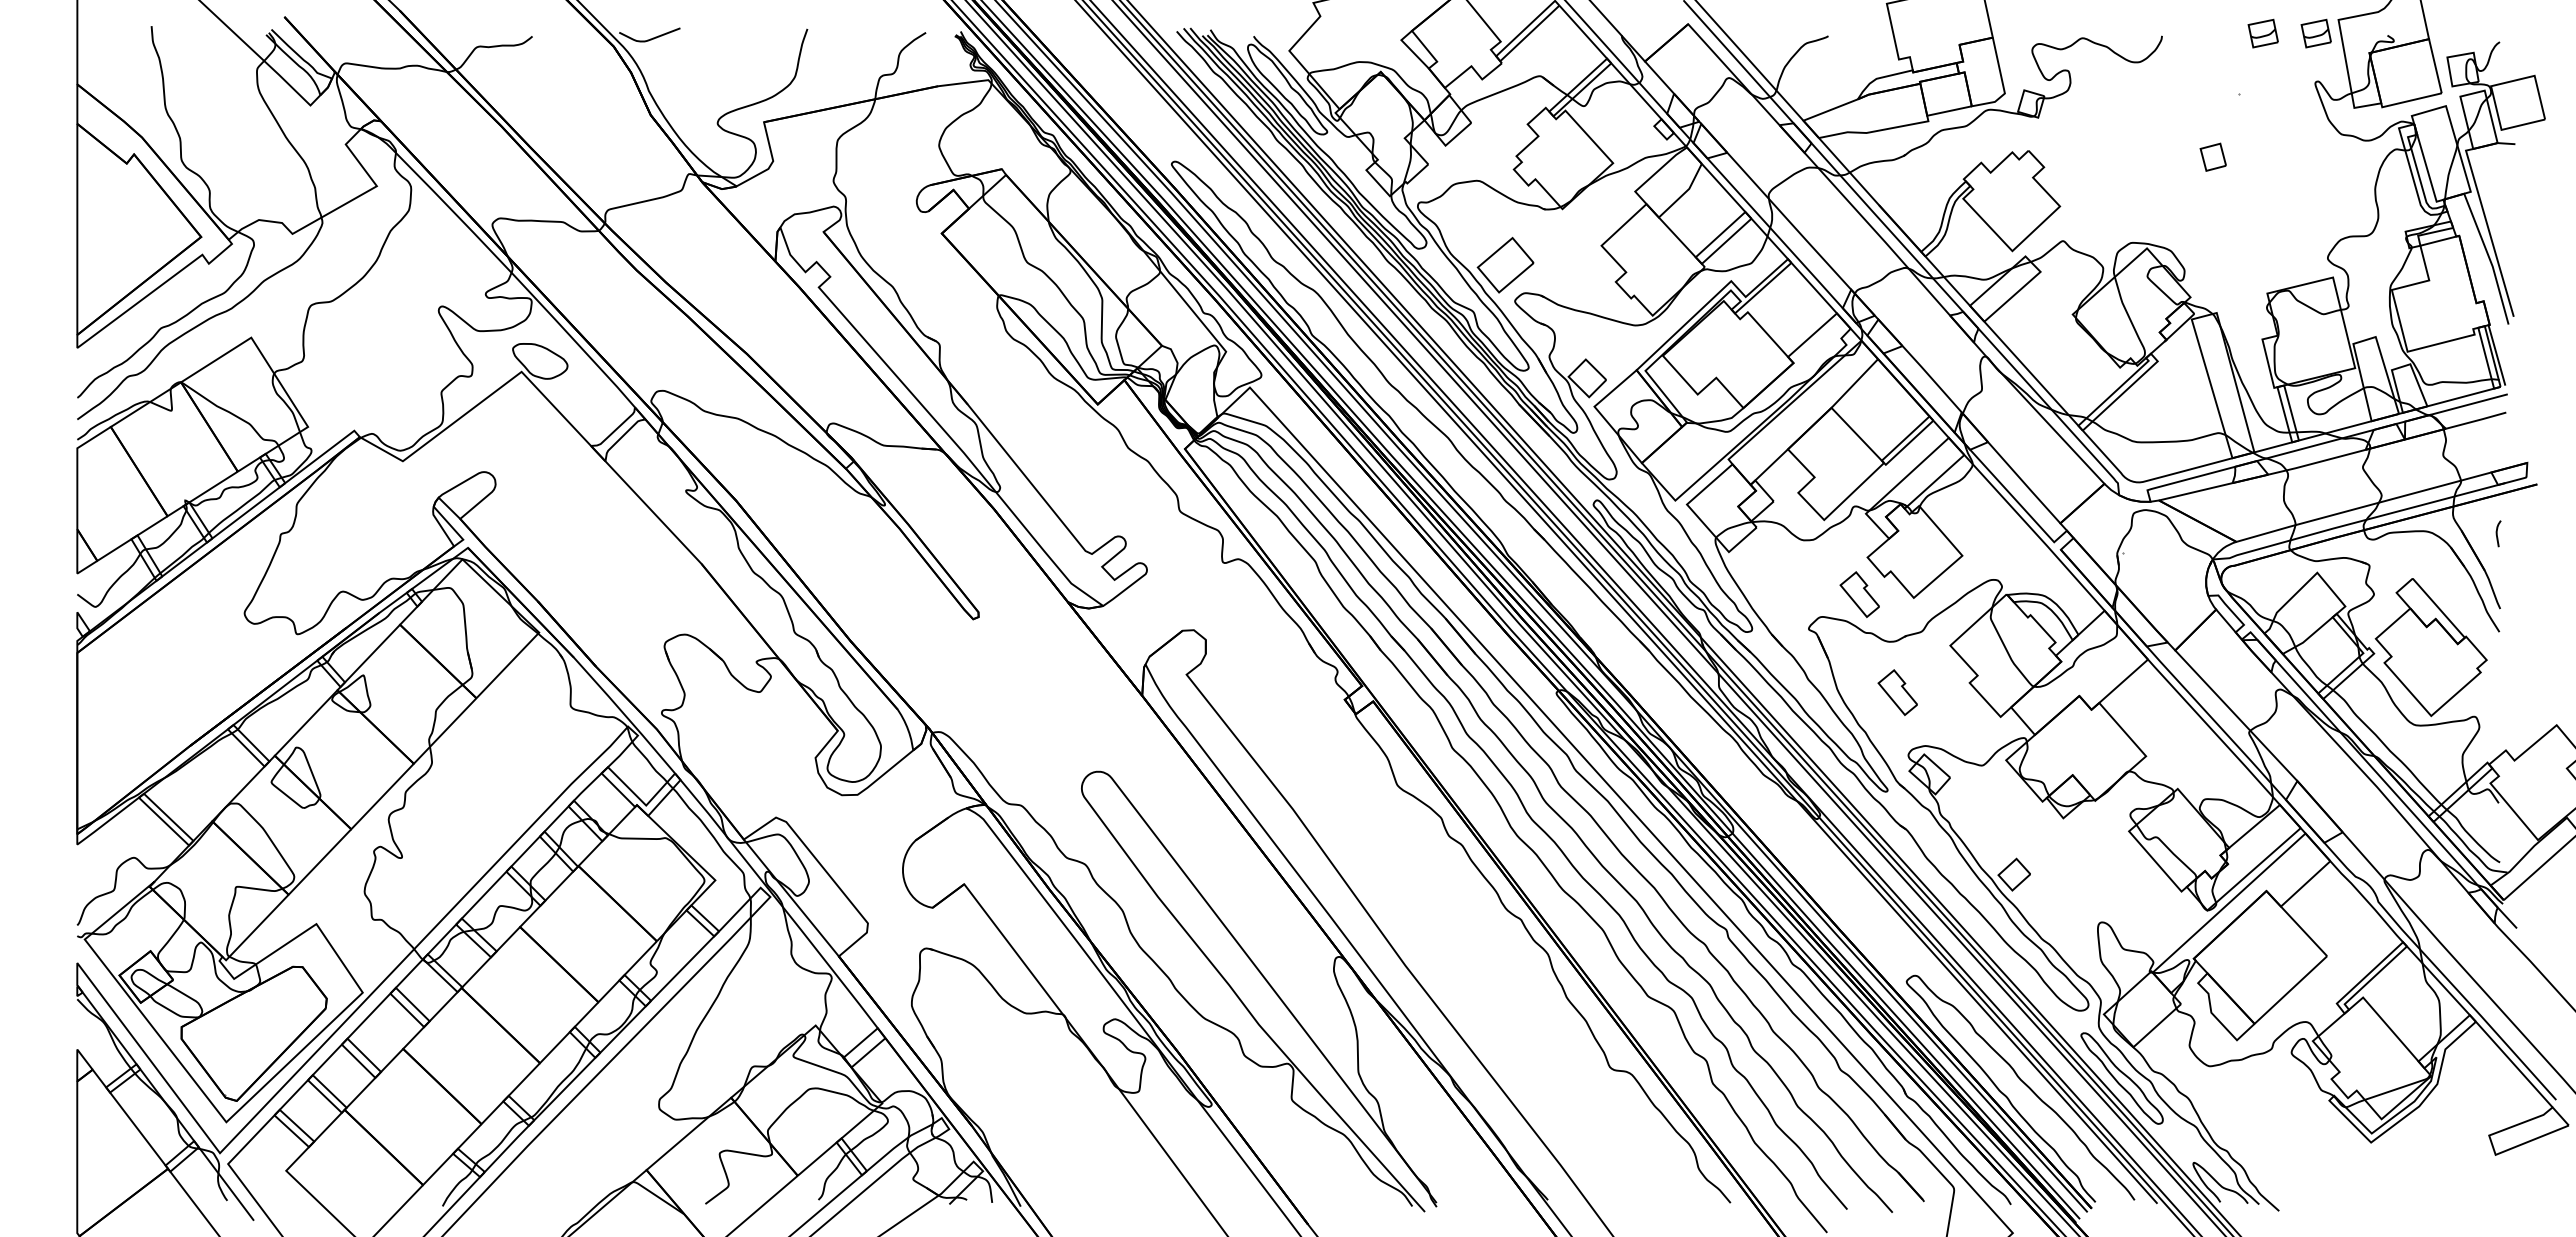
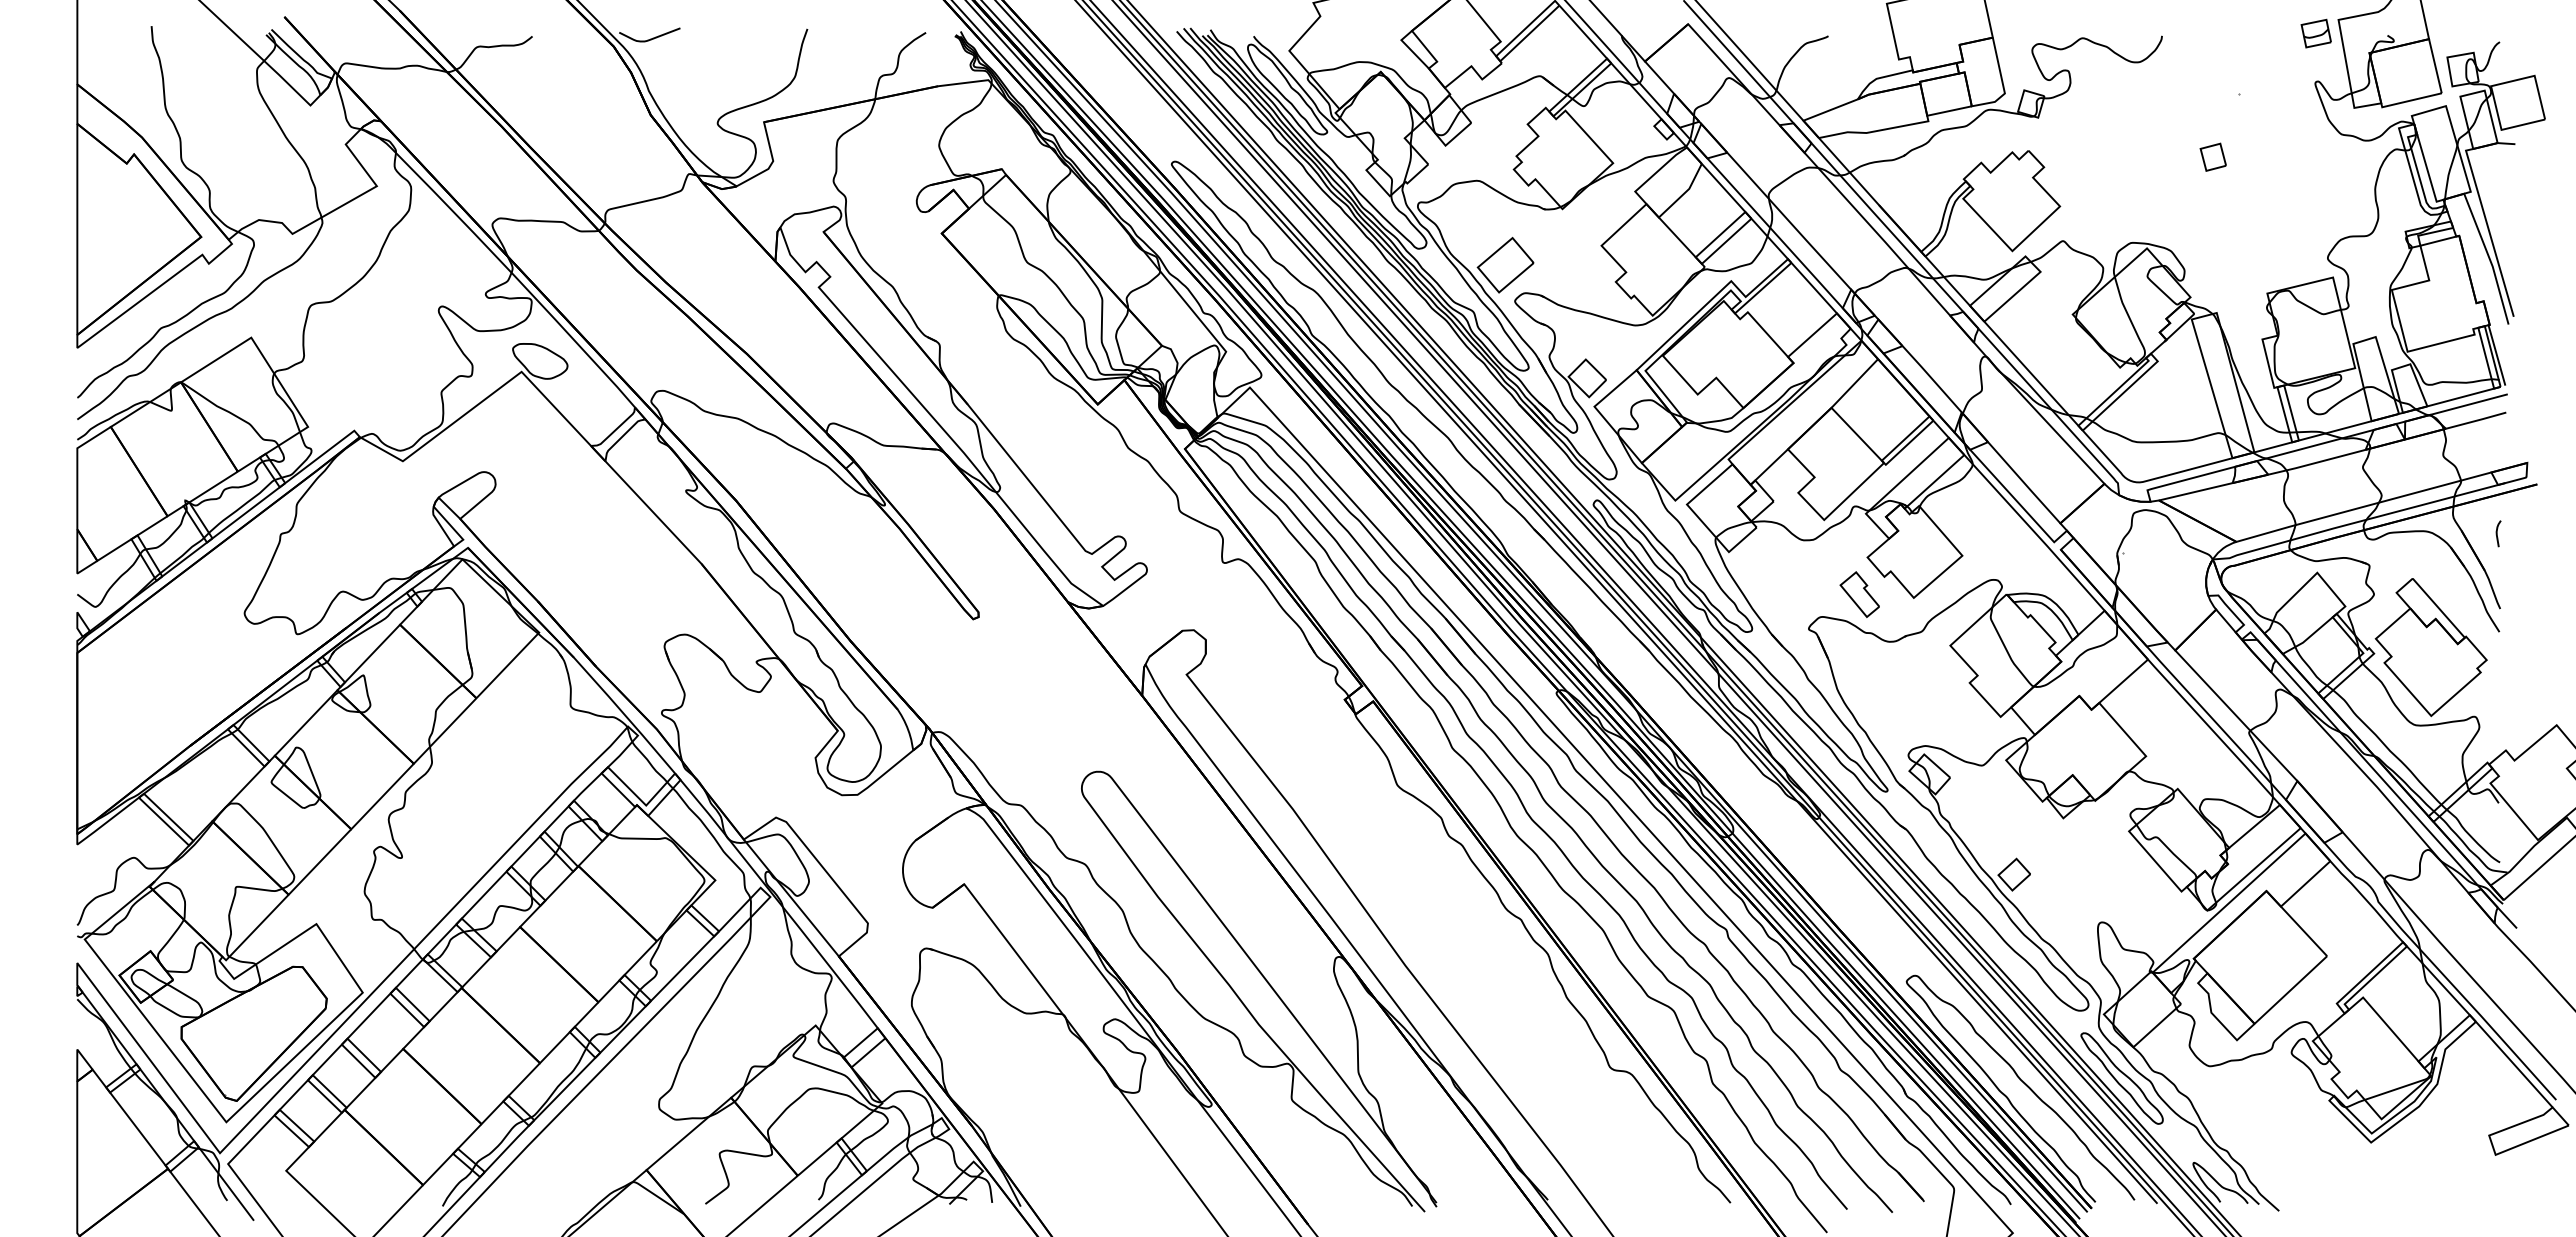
part: present -> none (2262, 33)
part: present -> none (1897, 692)
